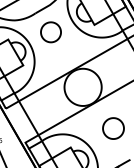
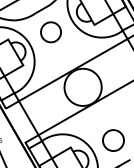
part position: (113, 128) -> (113, 140) (113, 140)
